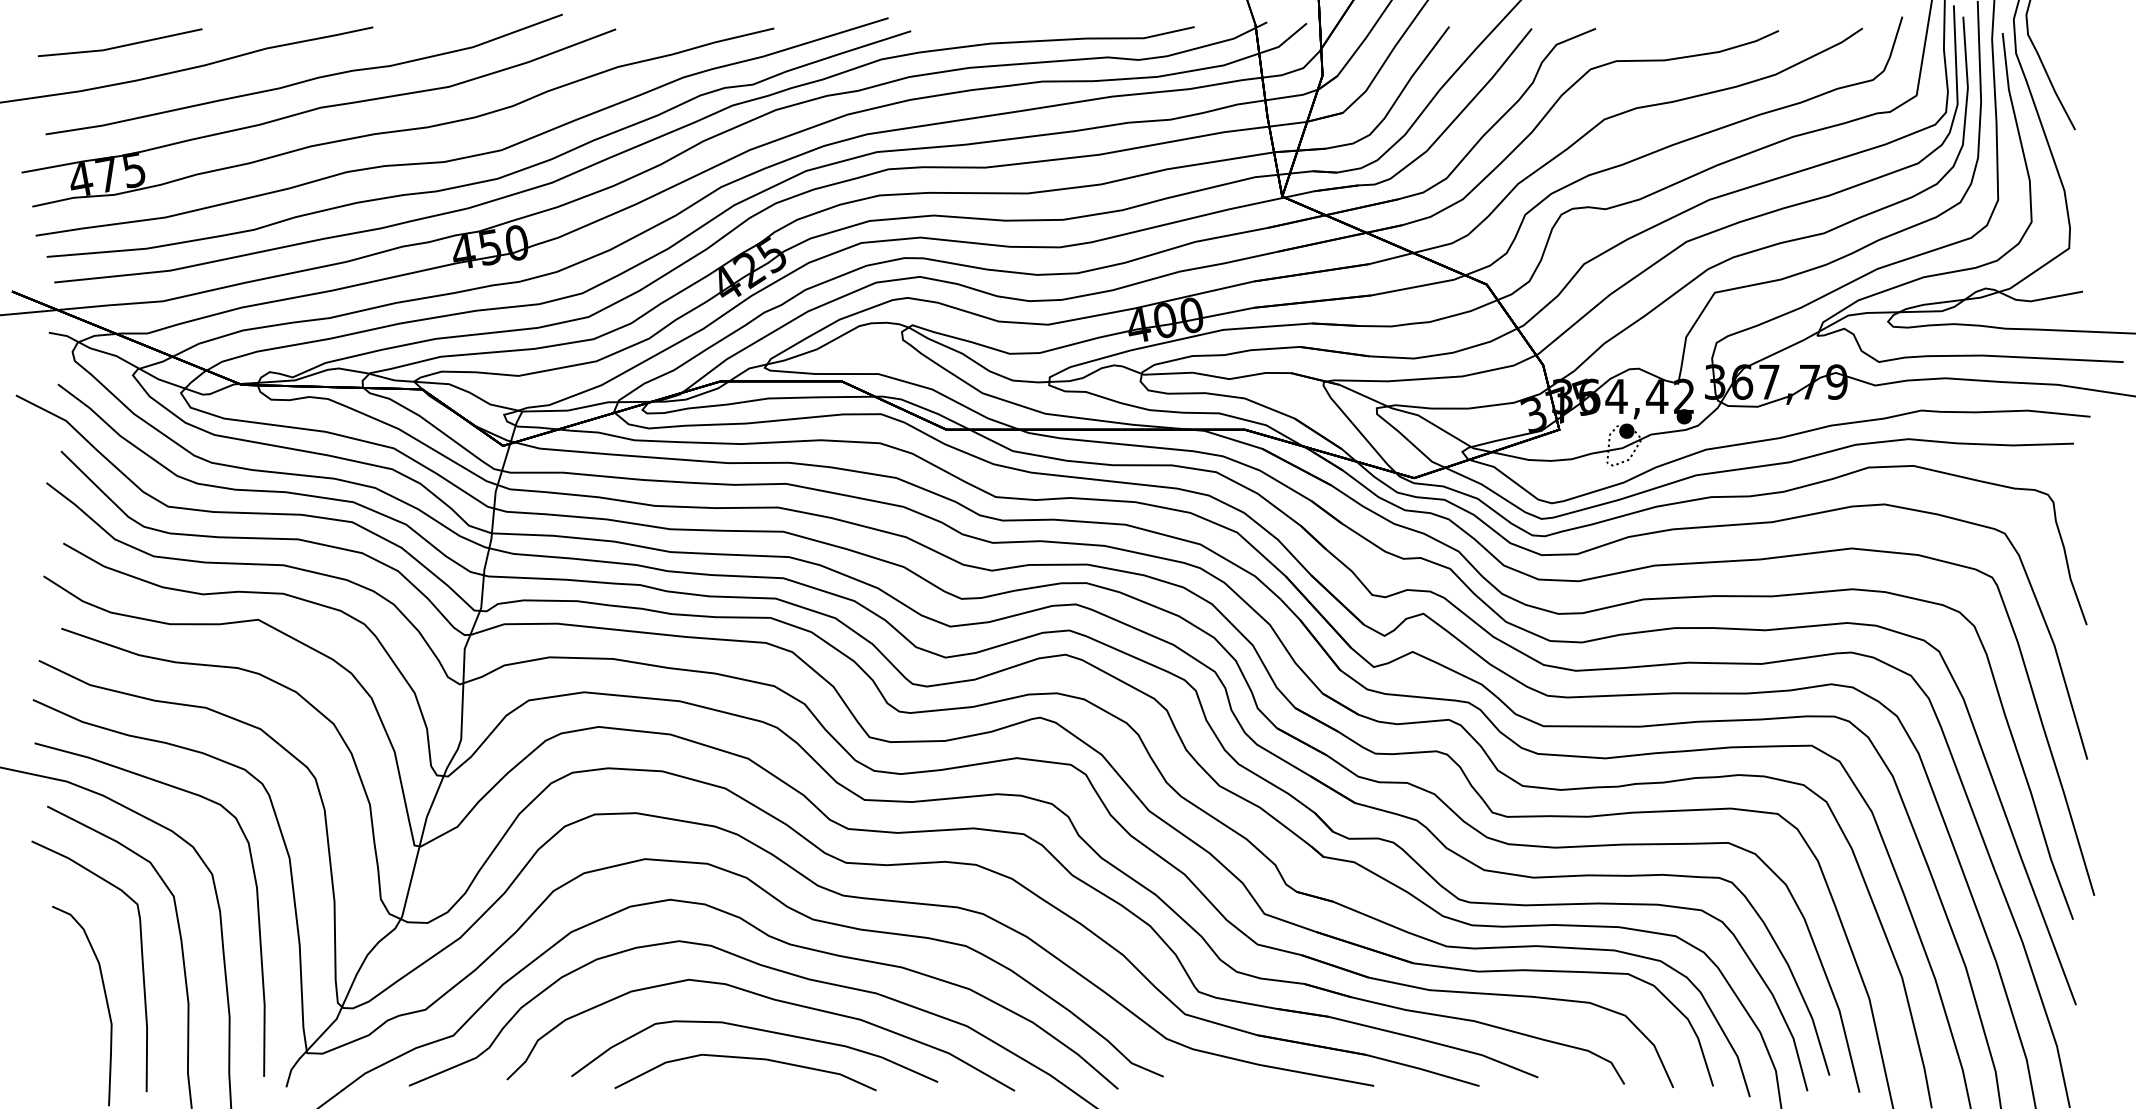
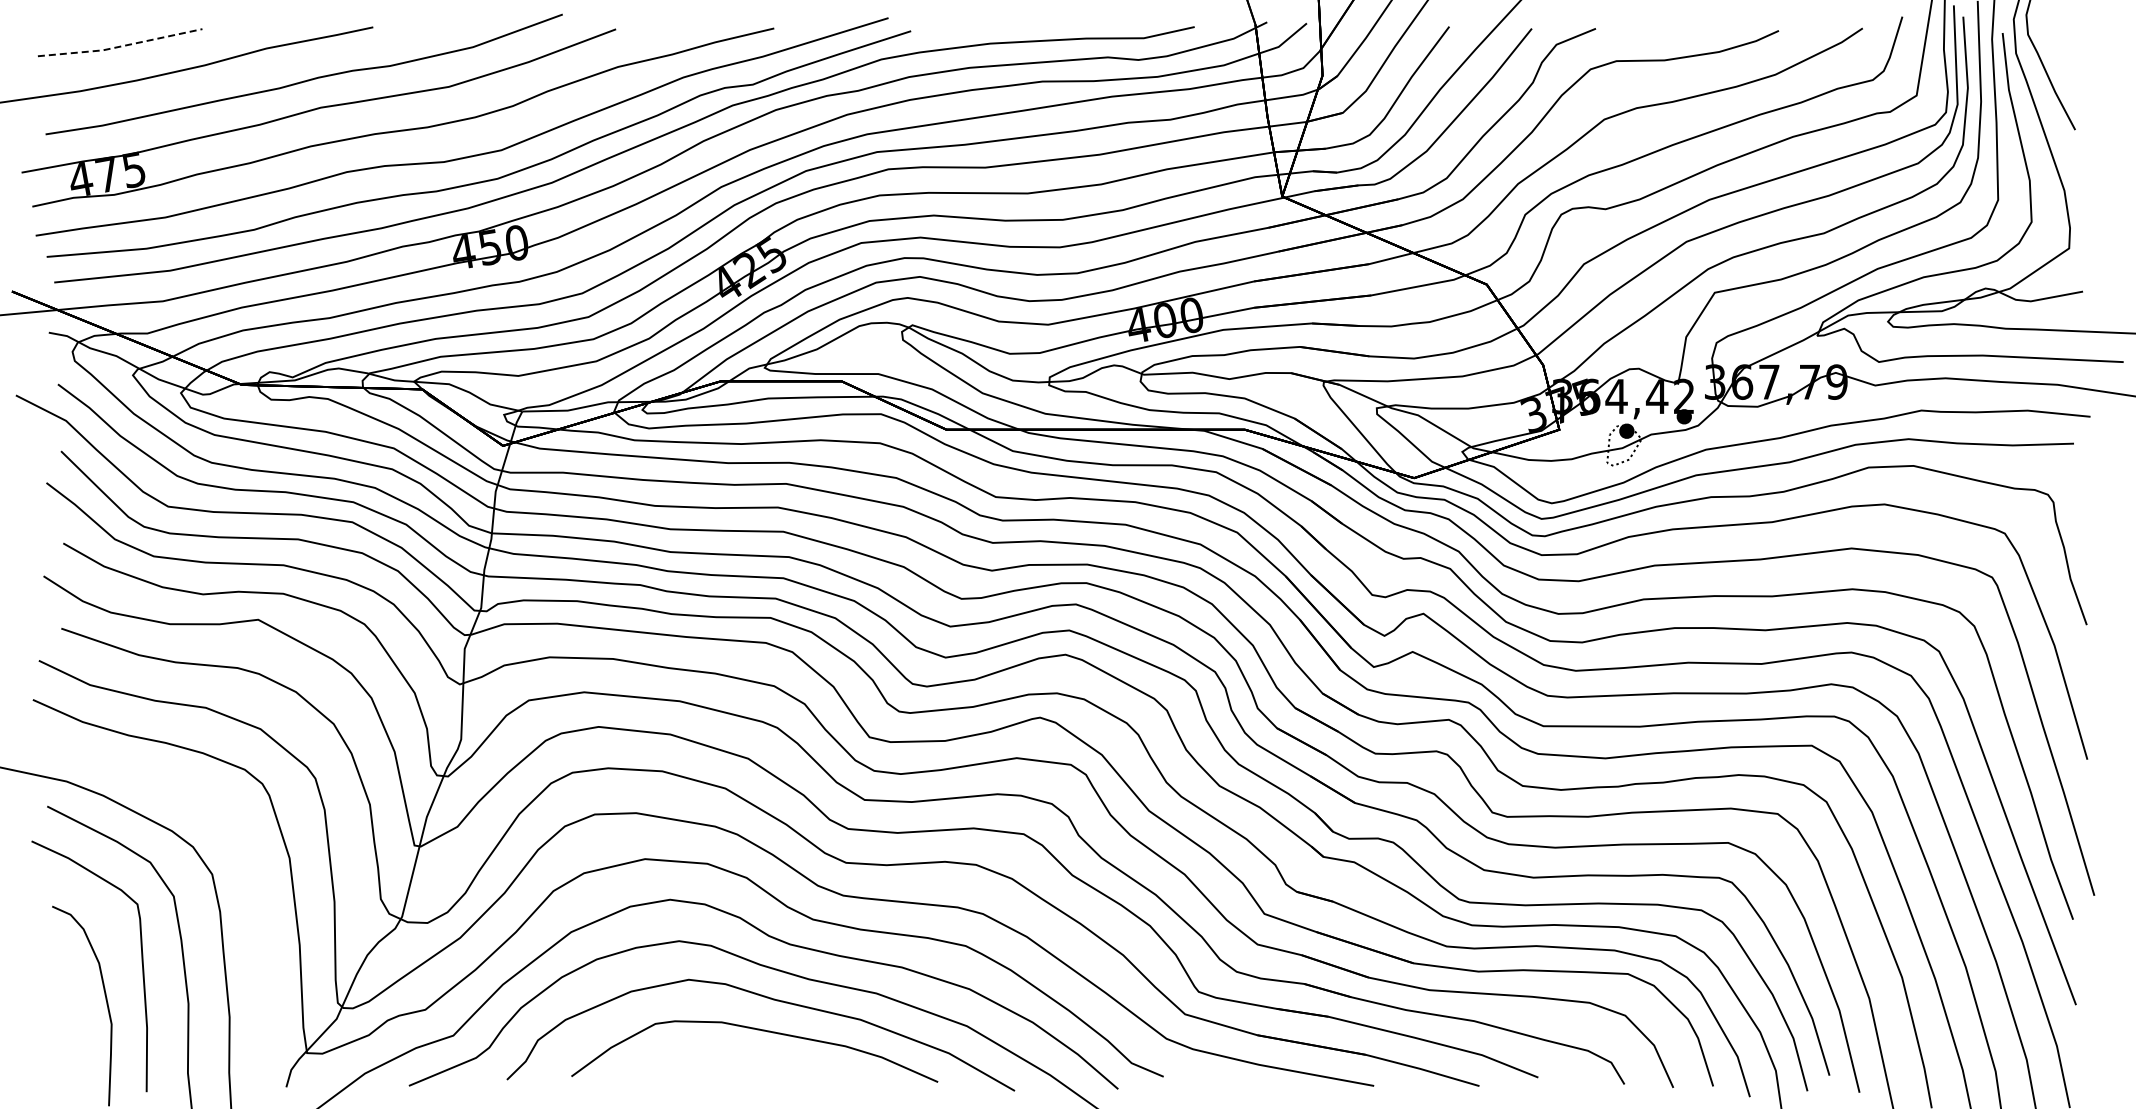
line: solid -> dashed (120, 46)
curve: present -> none (256, 900)
curve: present -> none (749, 1059)
